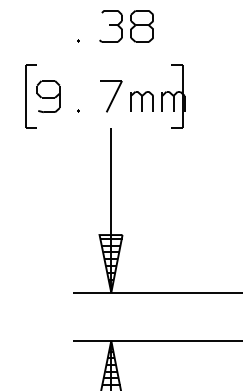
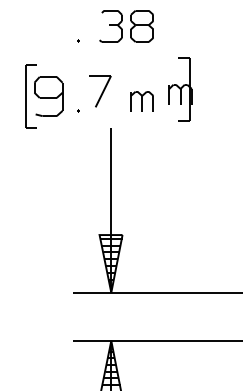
part size: 25x34 px -> 30x41 px (48, 96)
part position: (111, 96) -> (100, 91) (100, 91)
part position: (173, 96) -> (180, 89) (180, 89)
